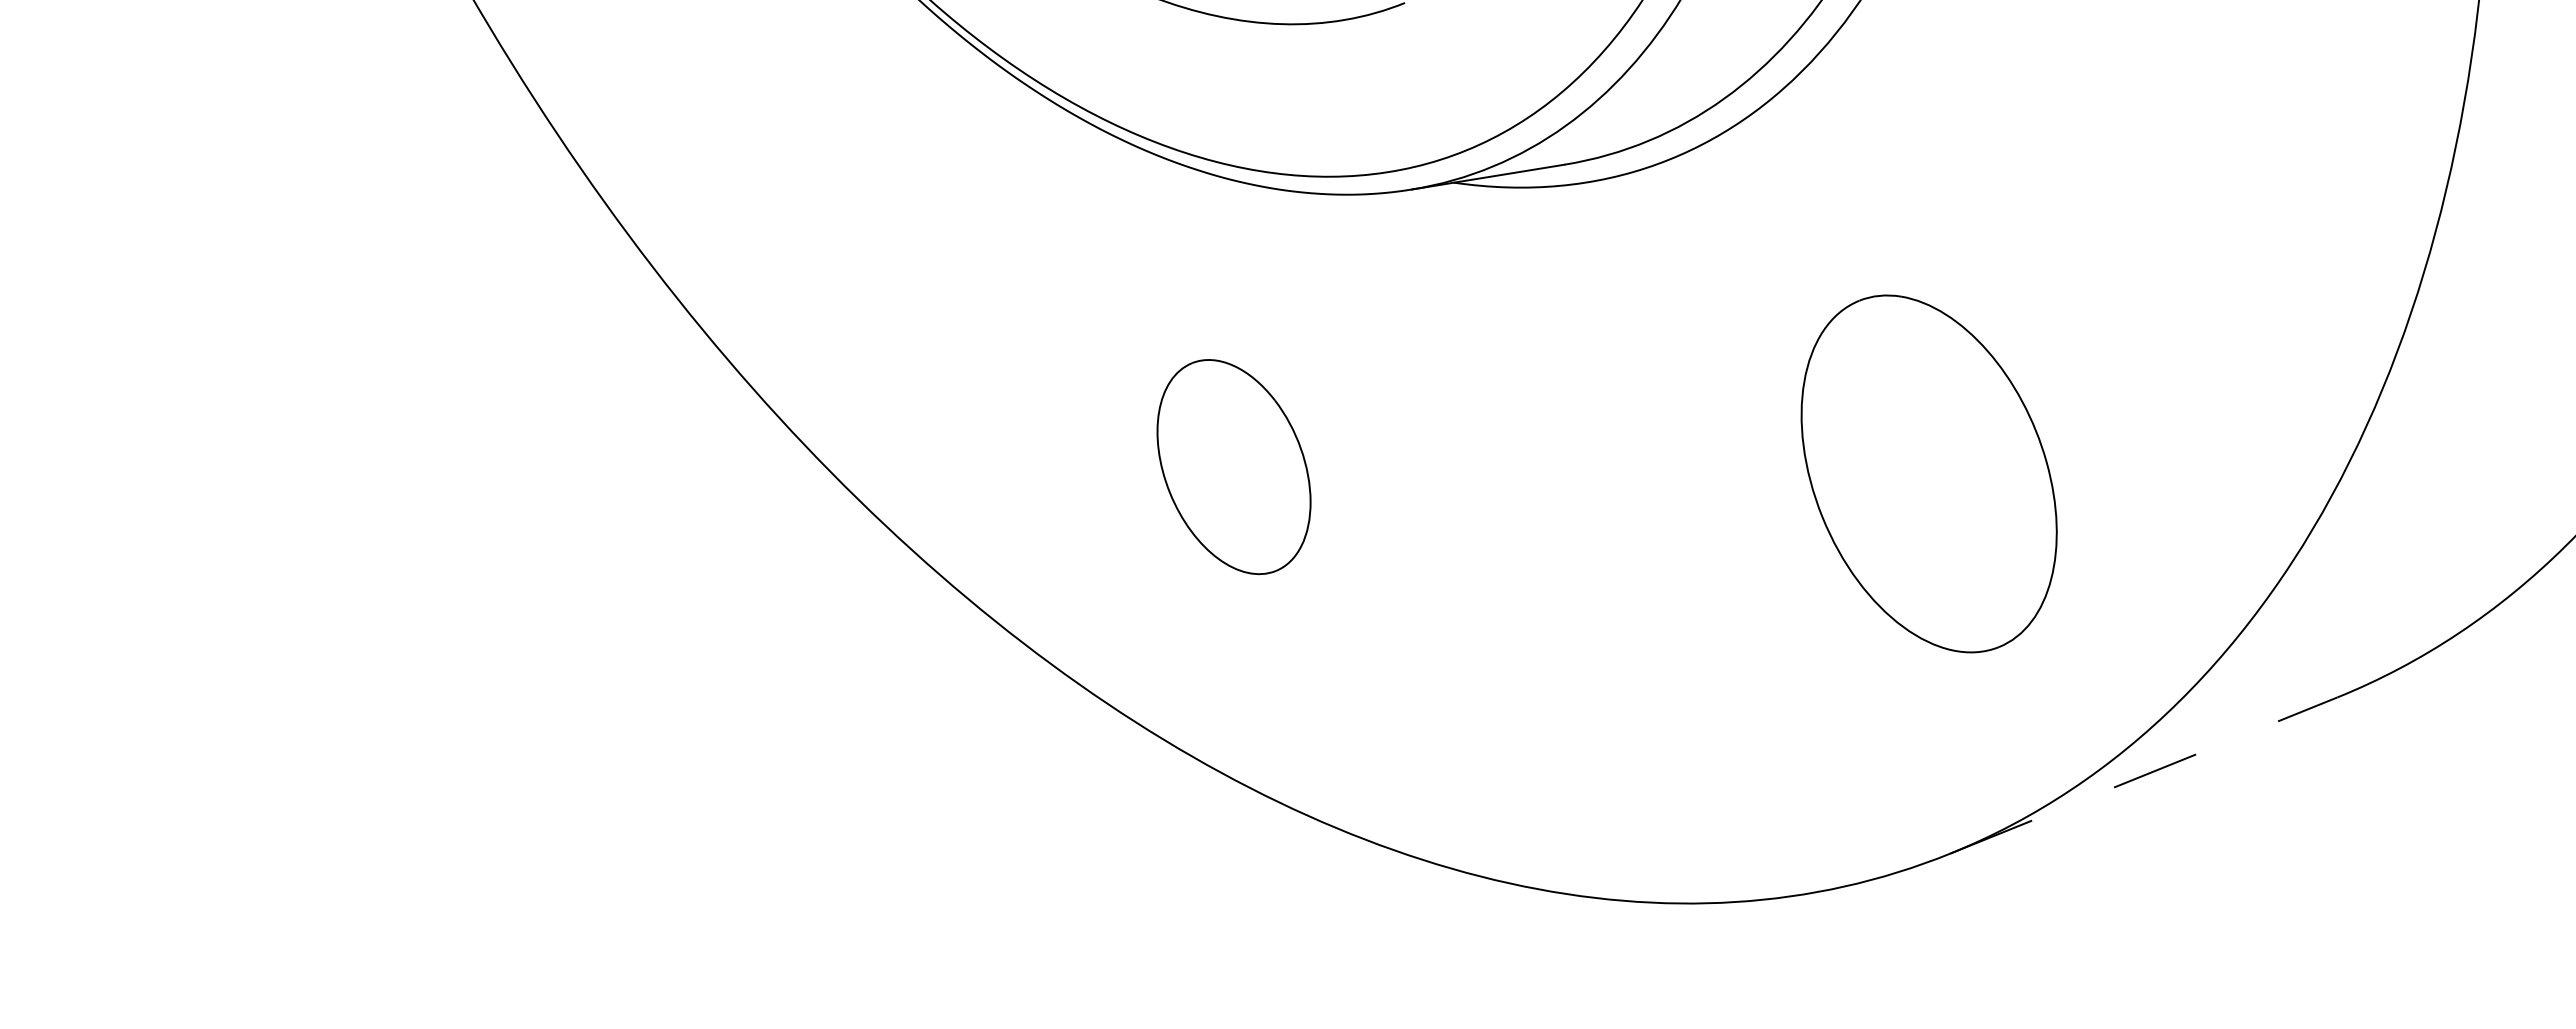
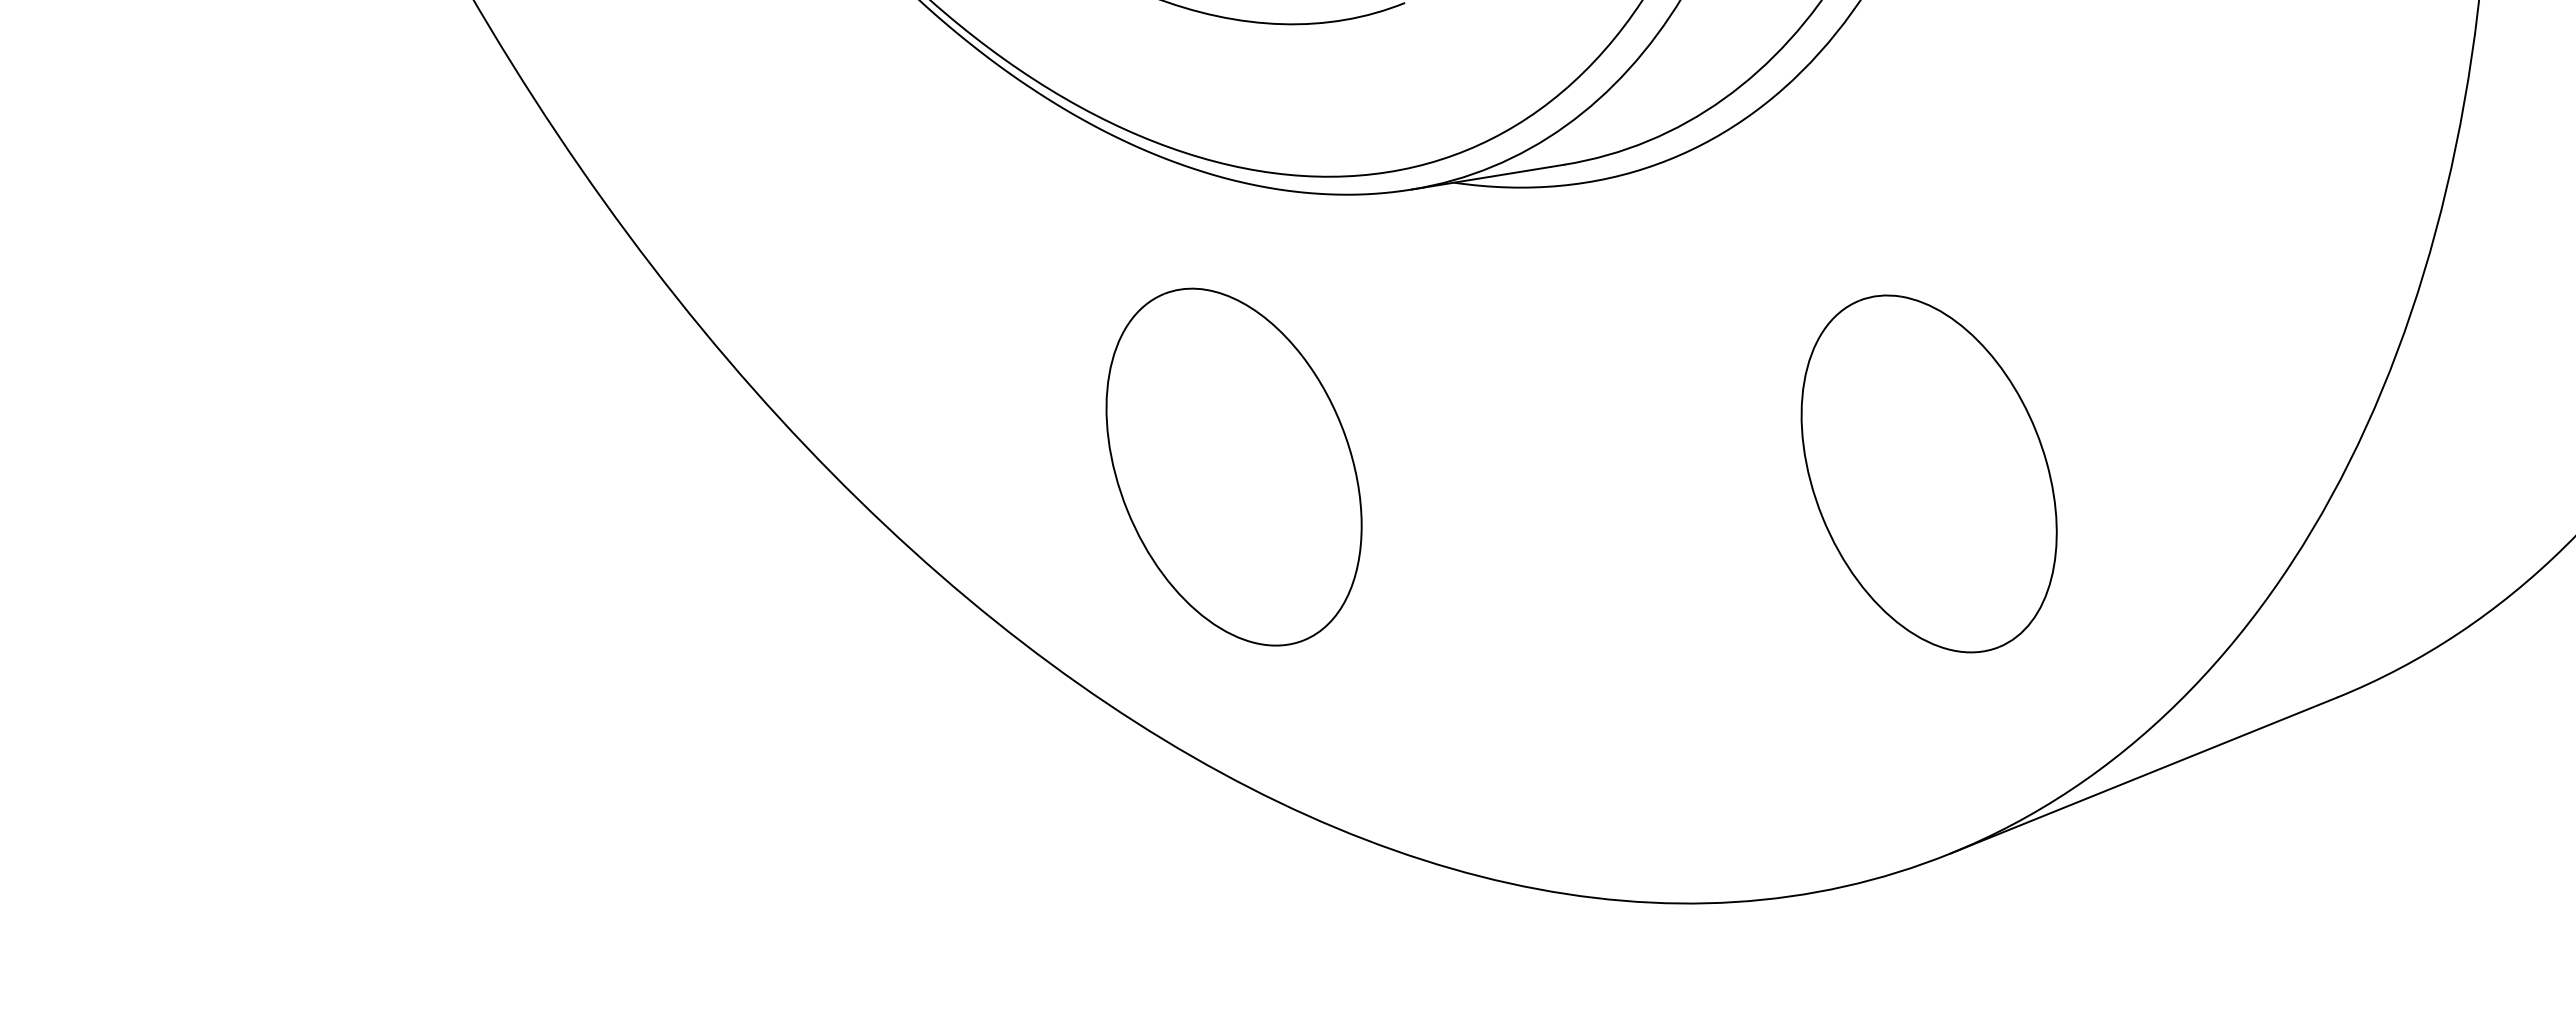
part size: 156x217 px -> 258x360 px (1233, 466)
line: dashed -> solid (2143, 775)
